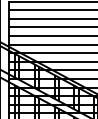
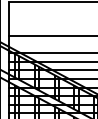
line: present -> none (51, 10)
line: present -> none (51, 18)
line: present -> none (51, 27)
line: present -> none (51, 44)
